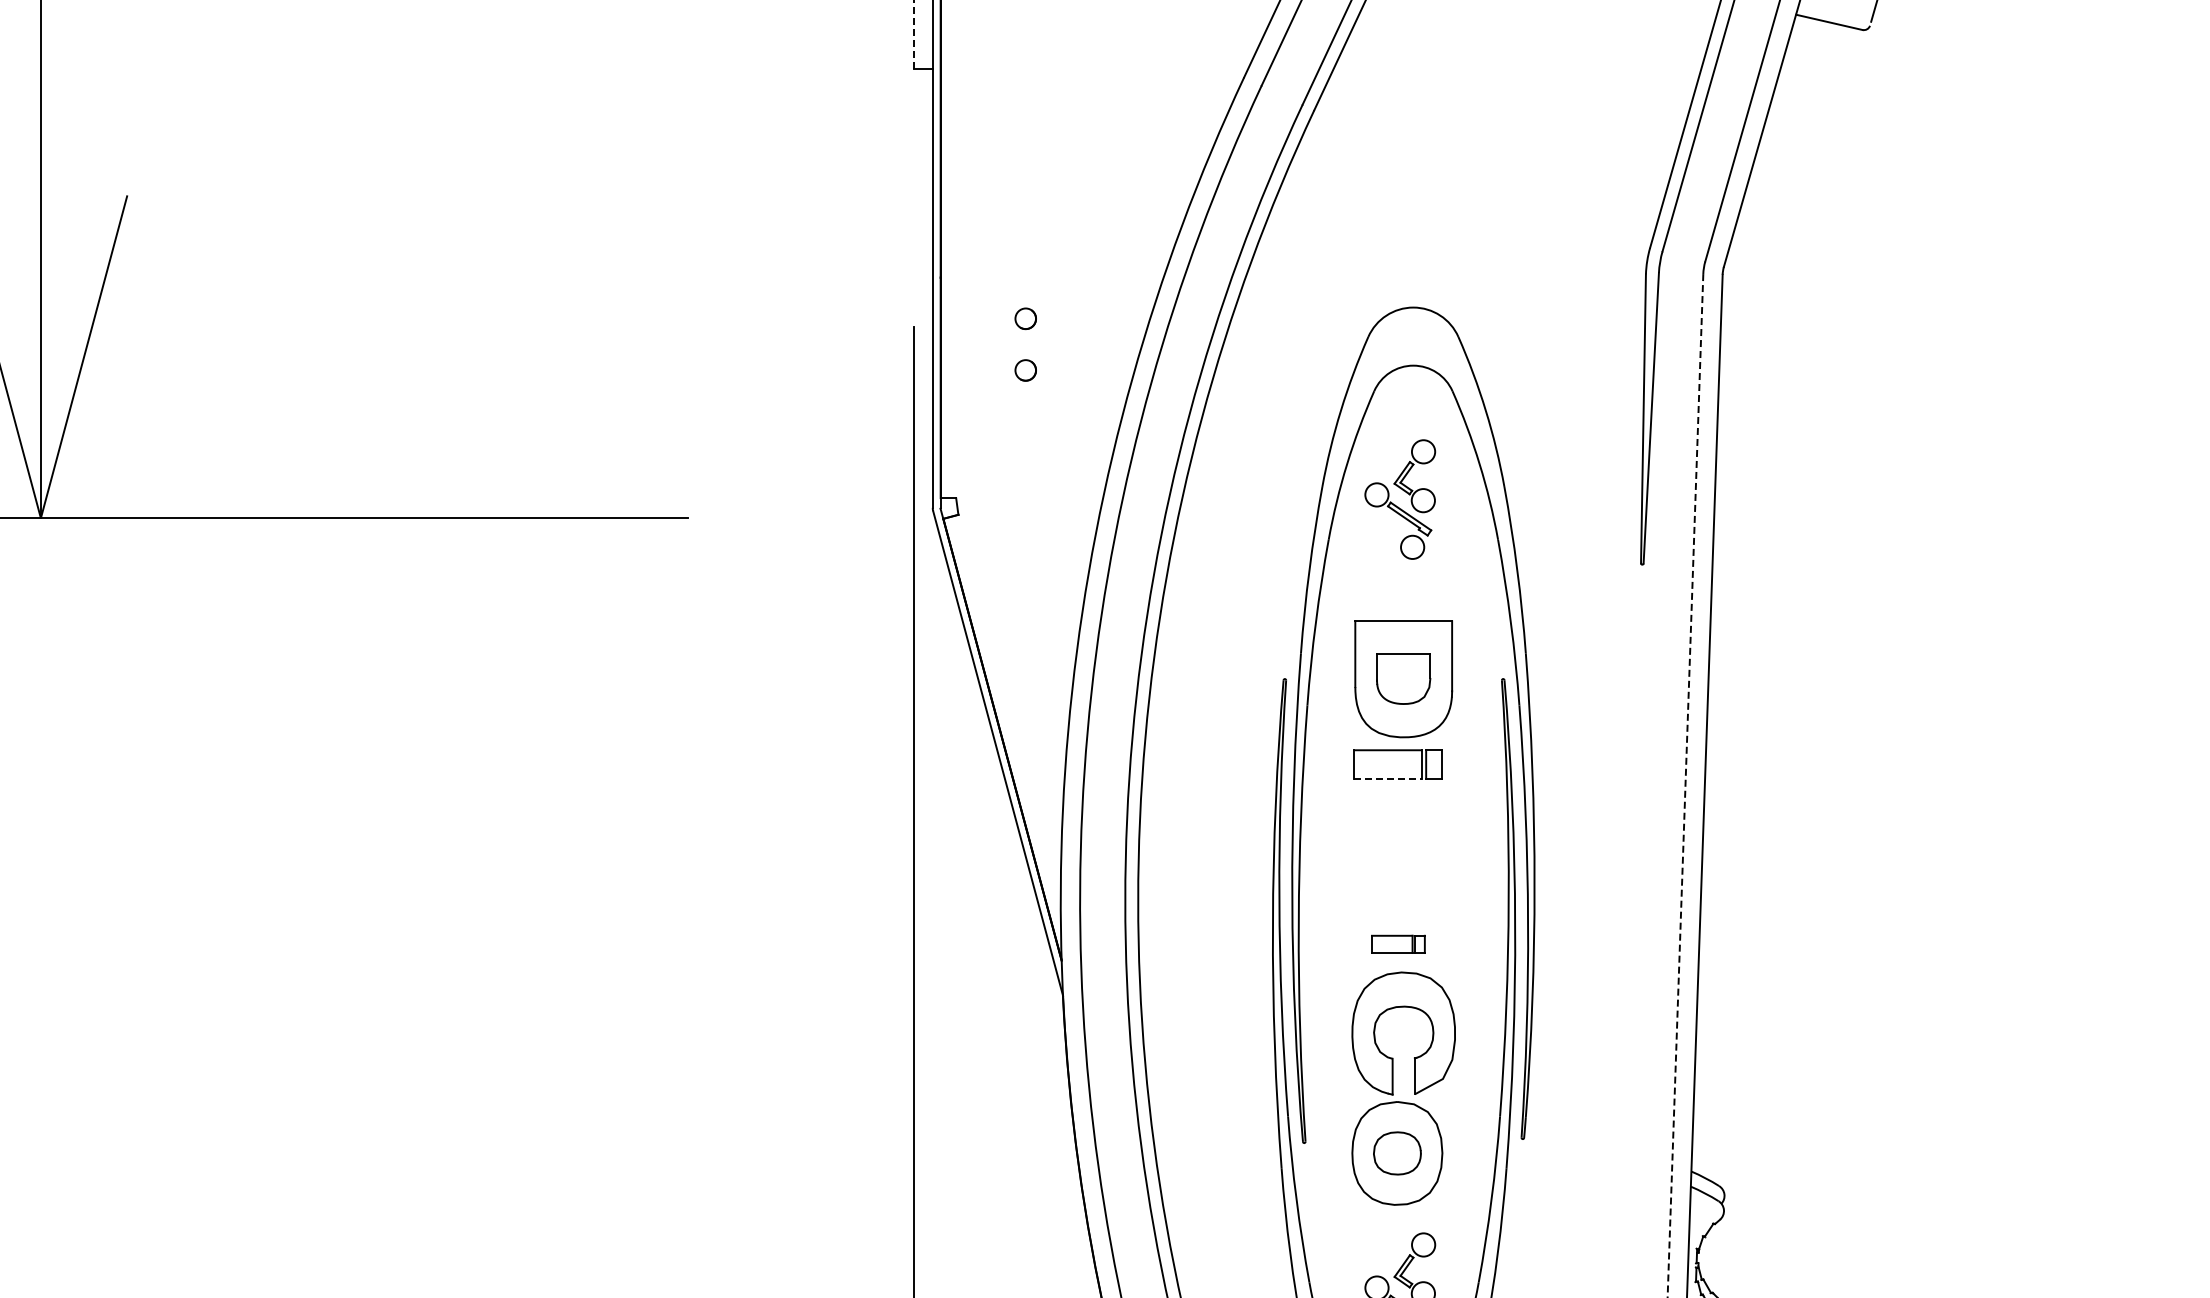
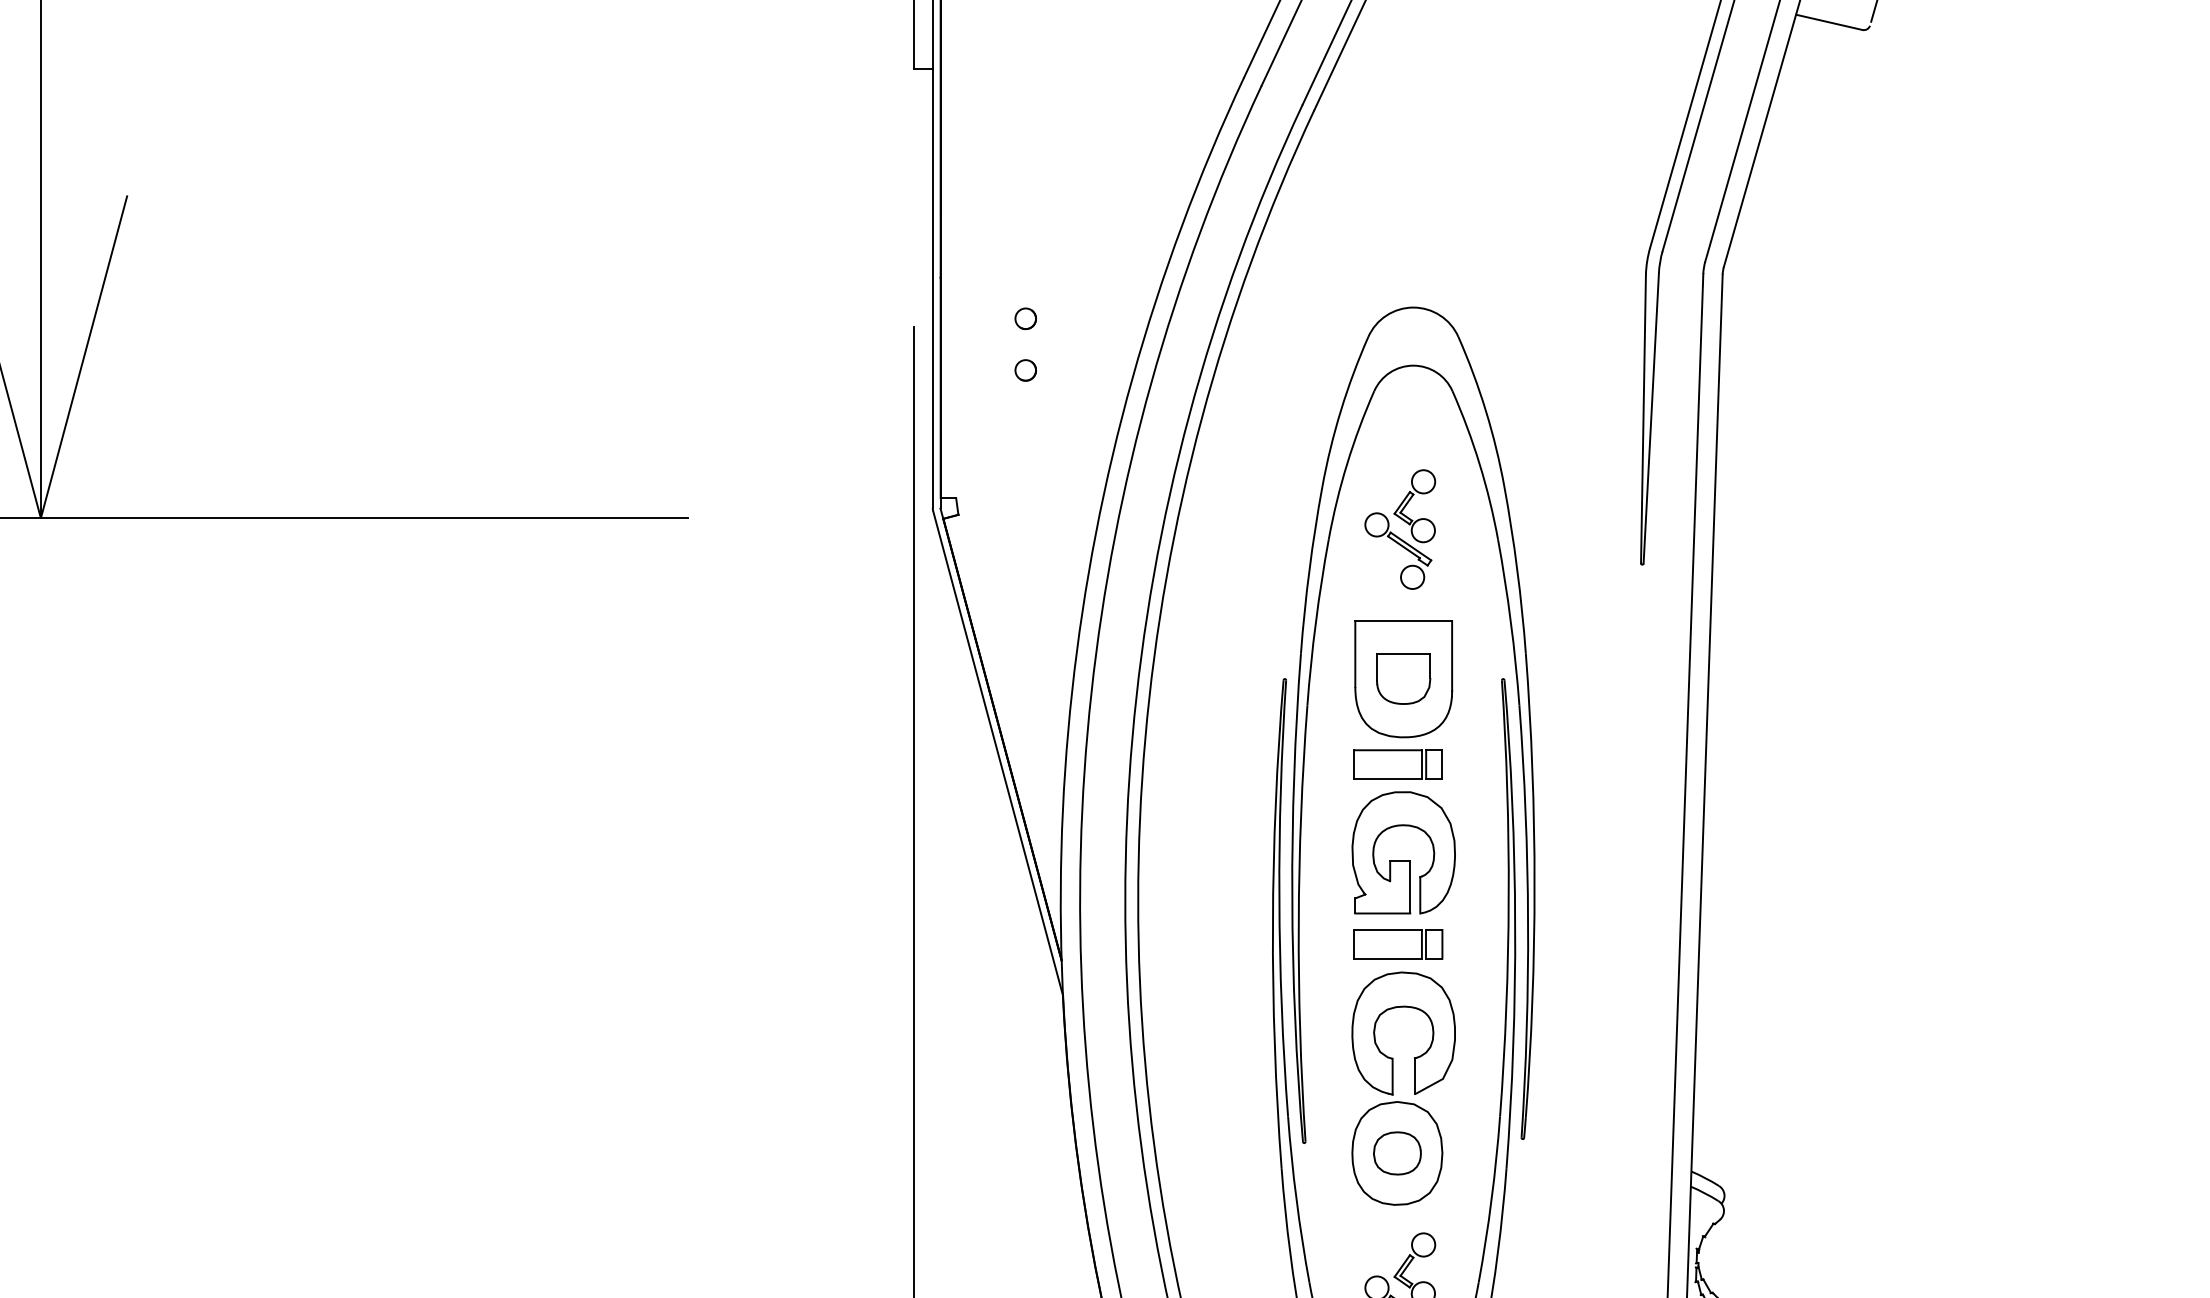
line: dashed -> solid (913, 34)
part position: (1395, 504) -> (1395, 534) (1395, 534)
line: dashed -> solid (1388, 779)
line: dashed -> solid (1685, 785)
part: none -> present (1403, 860)
part size: 55x20 px -> 91x31 px (1398, 944)
